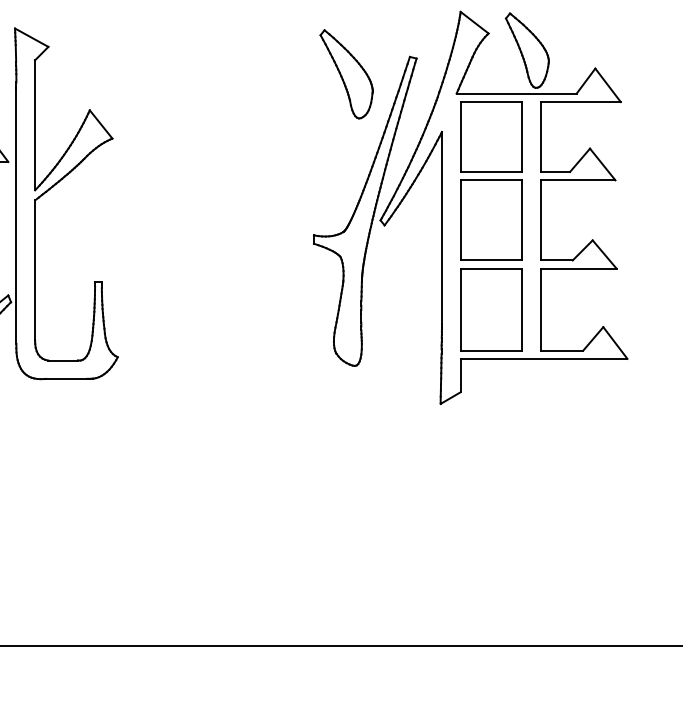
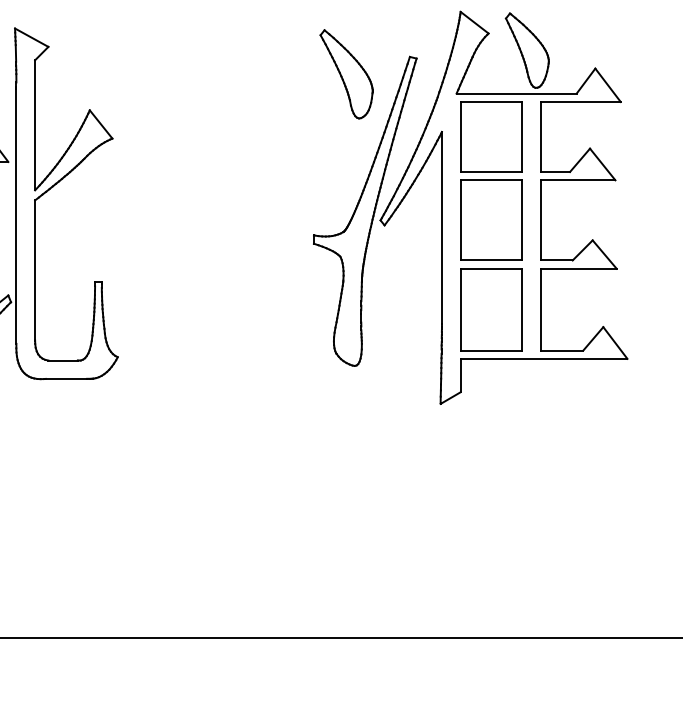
line position: (340, 646) -> (340, 638) (340, 638)
